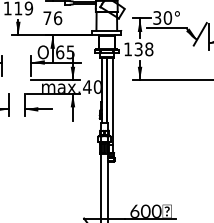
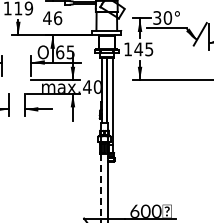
text: 76 -> 46 (47, 17)
text: 138 -> 145 (143, 49)
line: solid -> dashed (100, 188)
